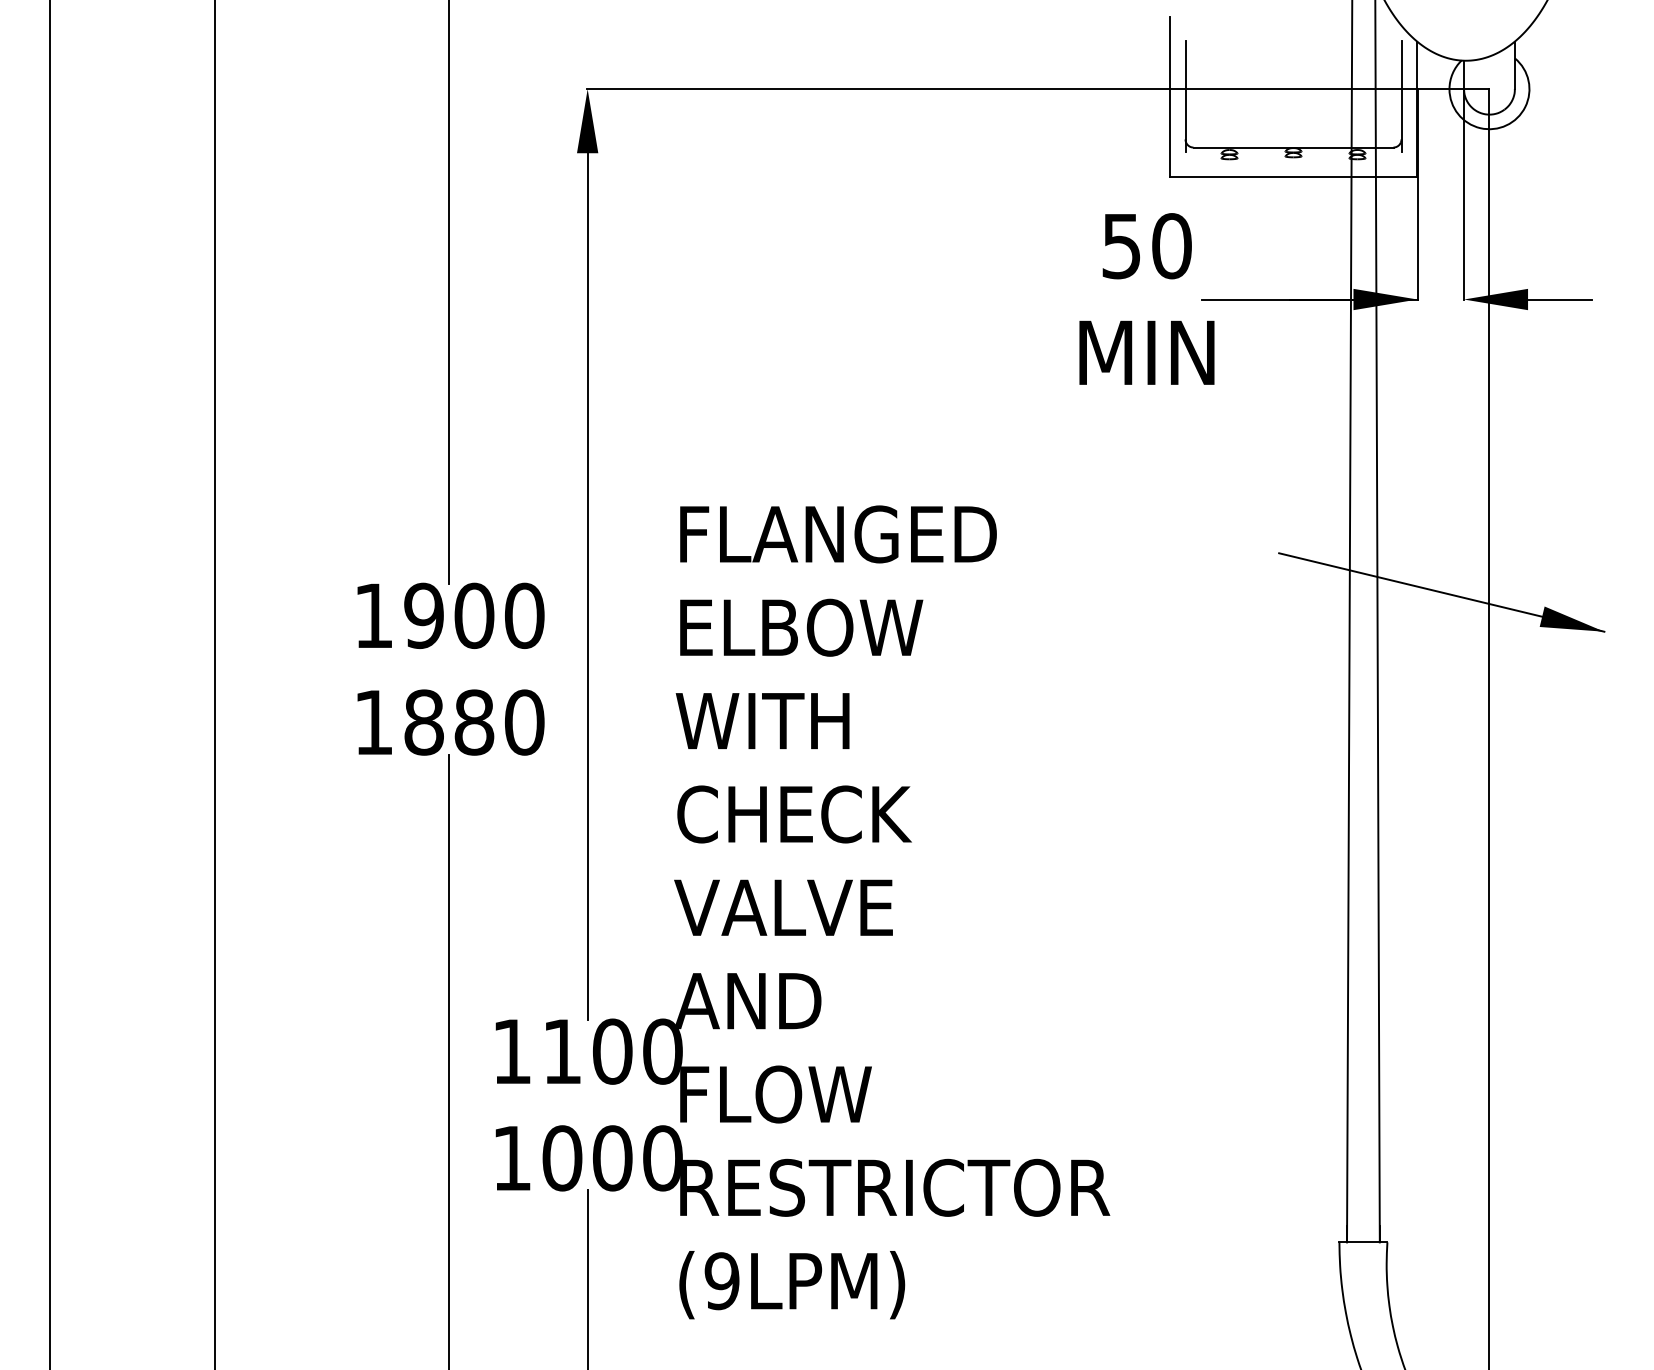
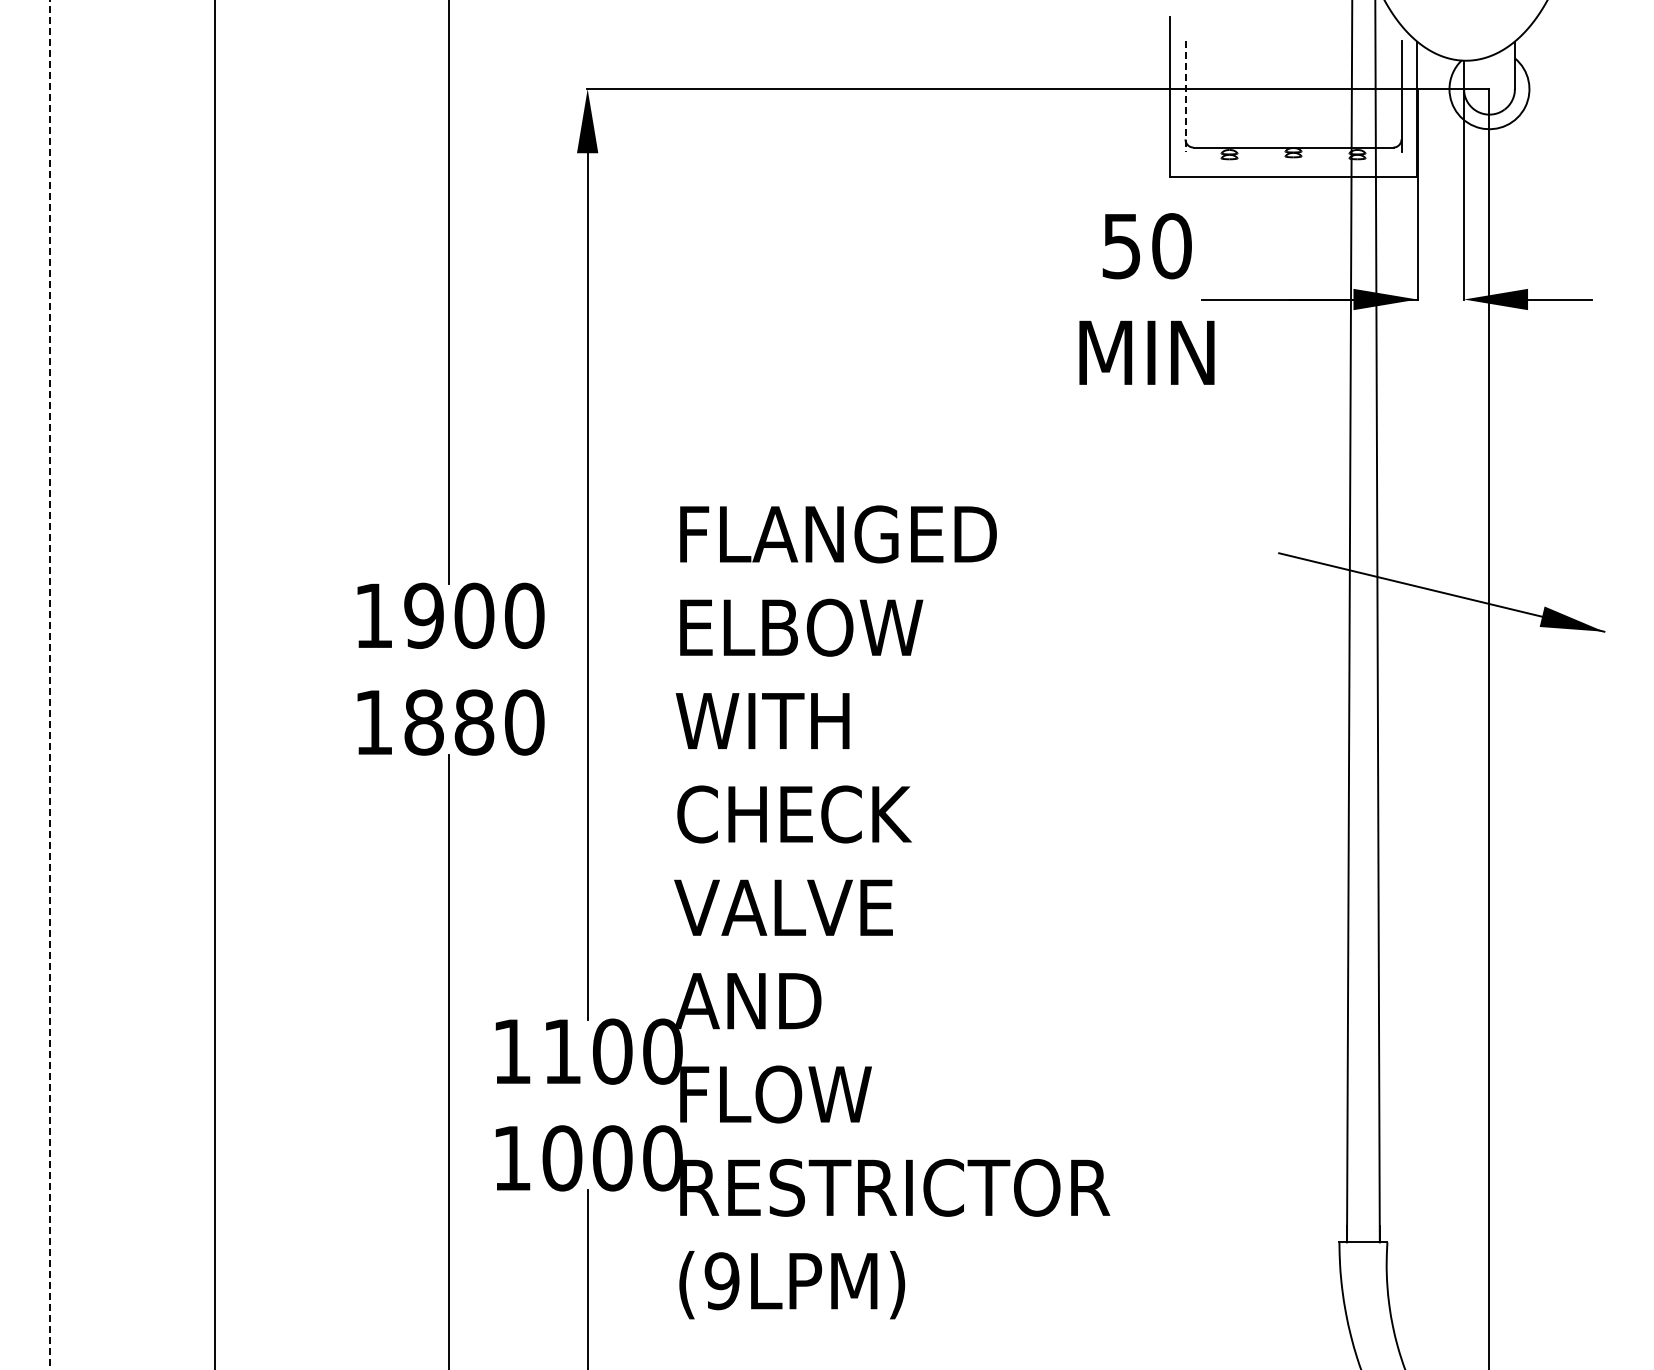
line: solid -> dashed (1185, 97)
line: solid -> dashed (49, 685)
